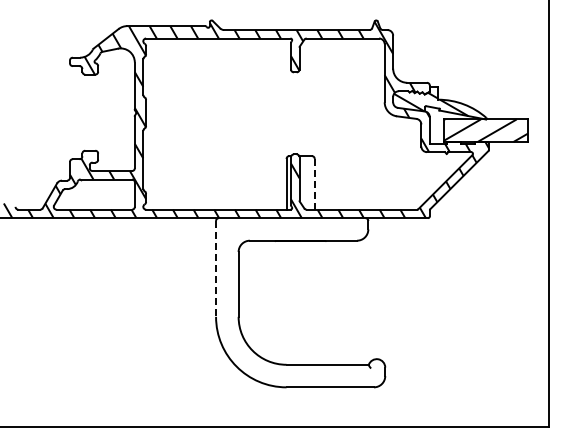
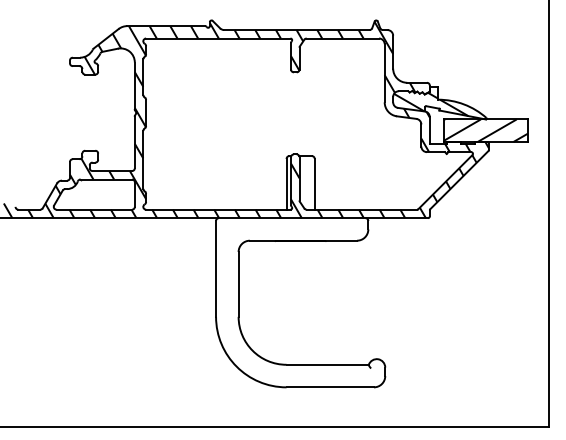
line: dashed -> solid (314, 183)
line: dashed -> solid (216, 268)
